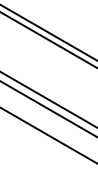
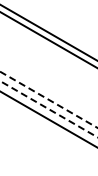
line: solid -> dashed (48, 99)
line: solid -> dashed (48, 109)
line position: (48, 134) -> (48, 118) (48, 118)
